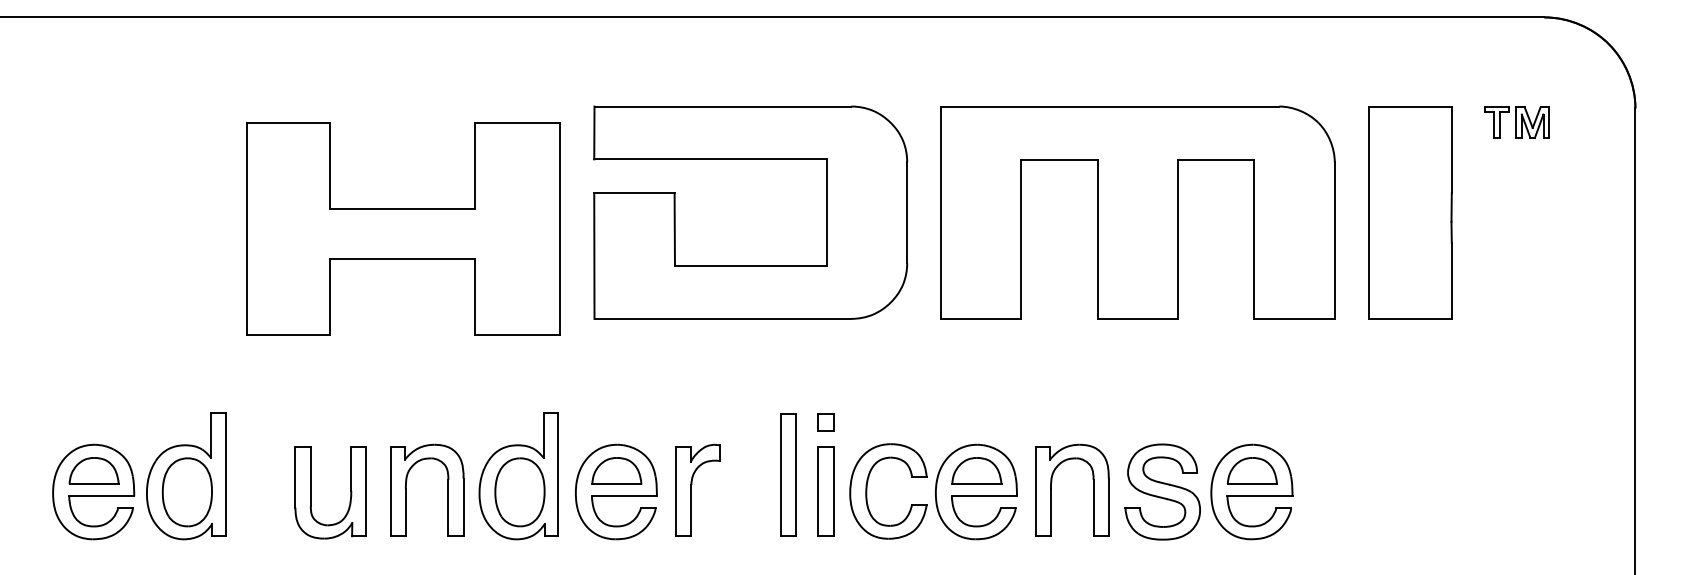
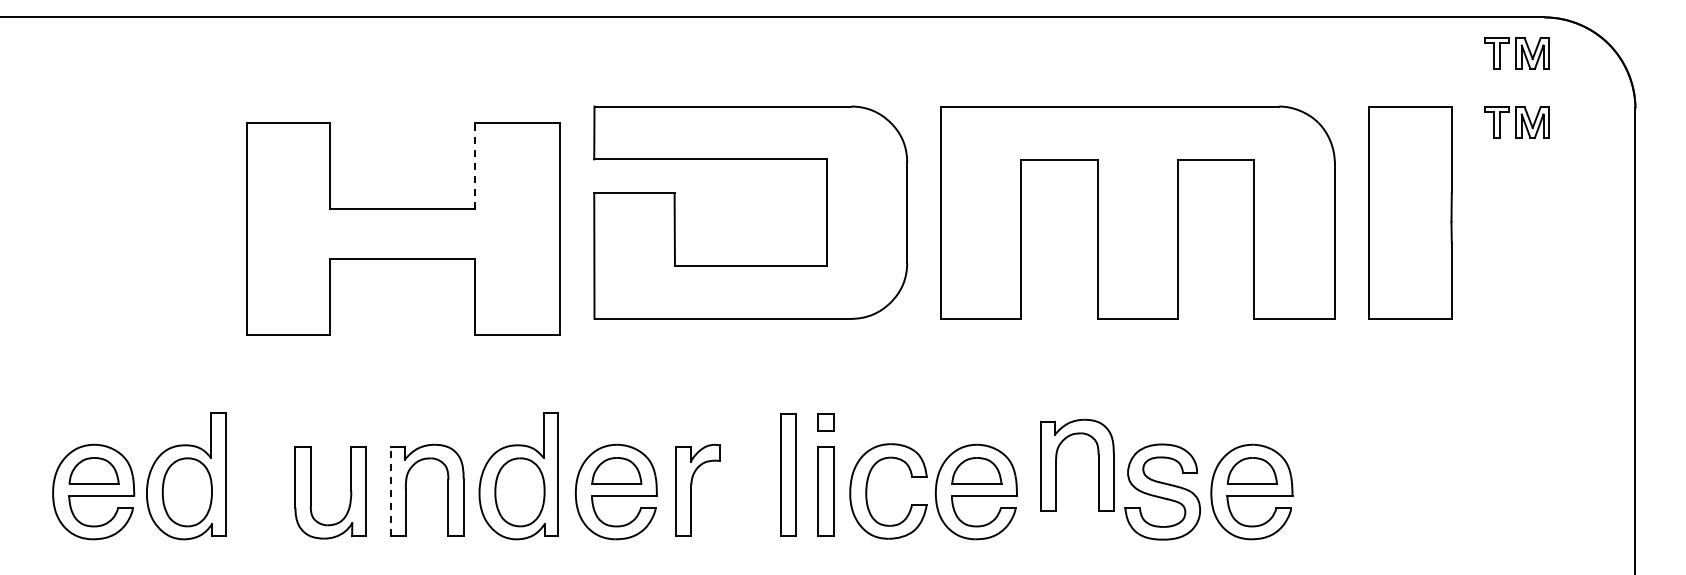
part: none -> present (1516, 53)
line: solid -> dashed (475, 165)
part position: (1051, 489) -> (1056, 464) (1056, 464)
line: solid -> dashed (390, 491)
